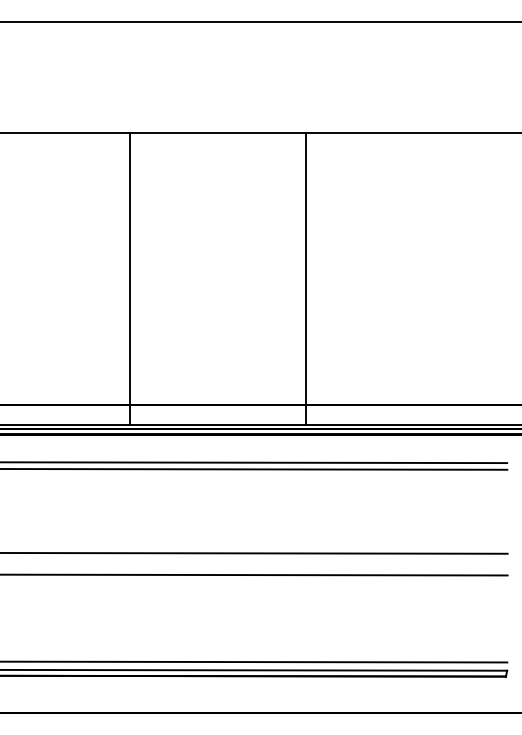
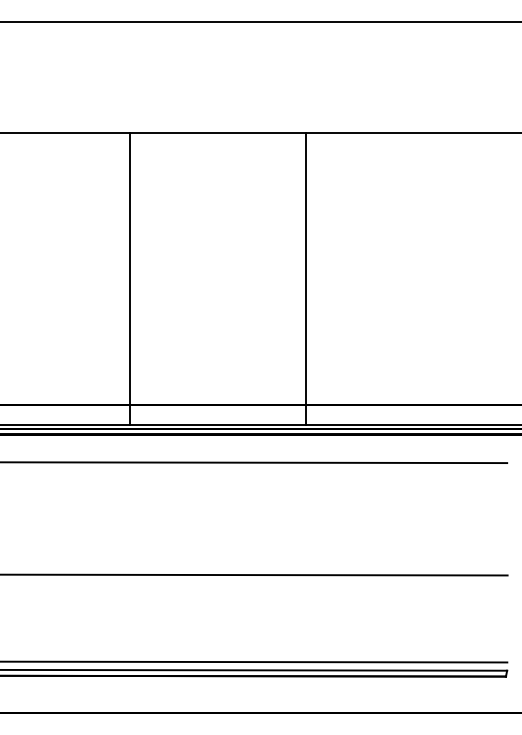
line: present -> none (254, 469)
line: present -> none (254, 553)
